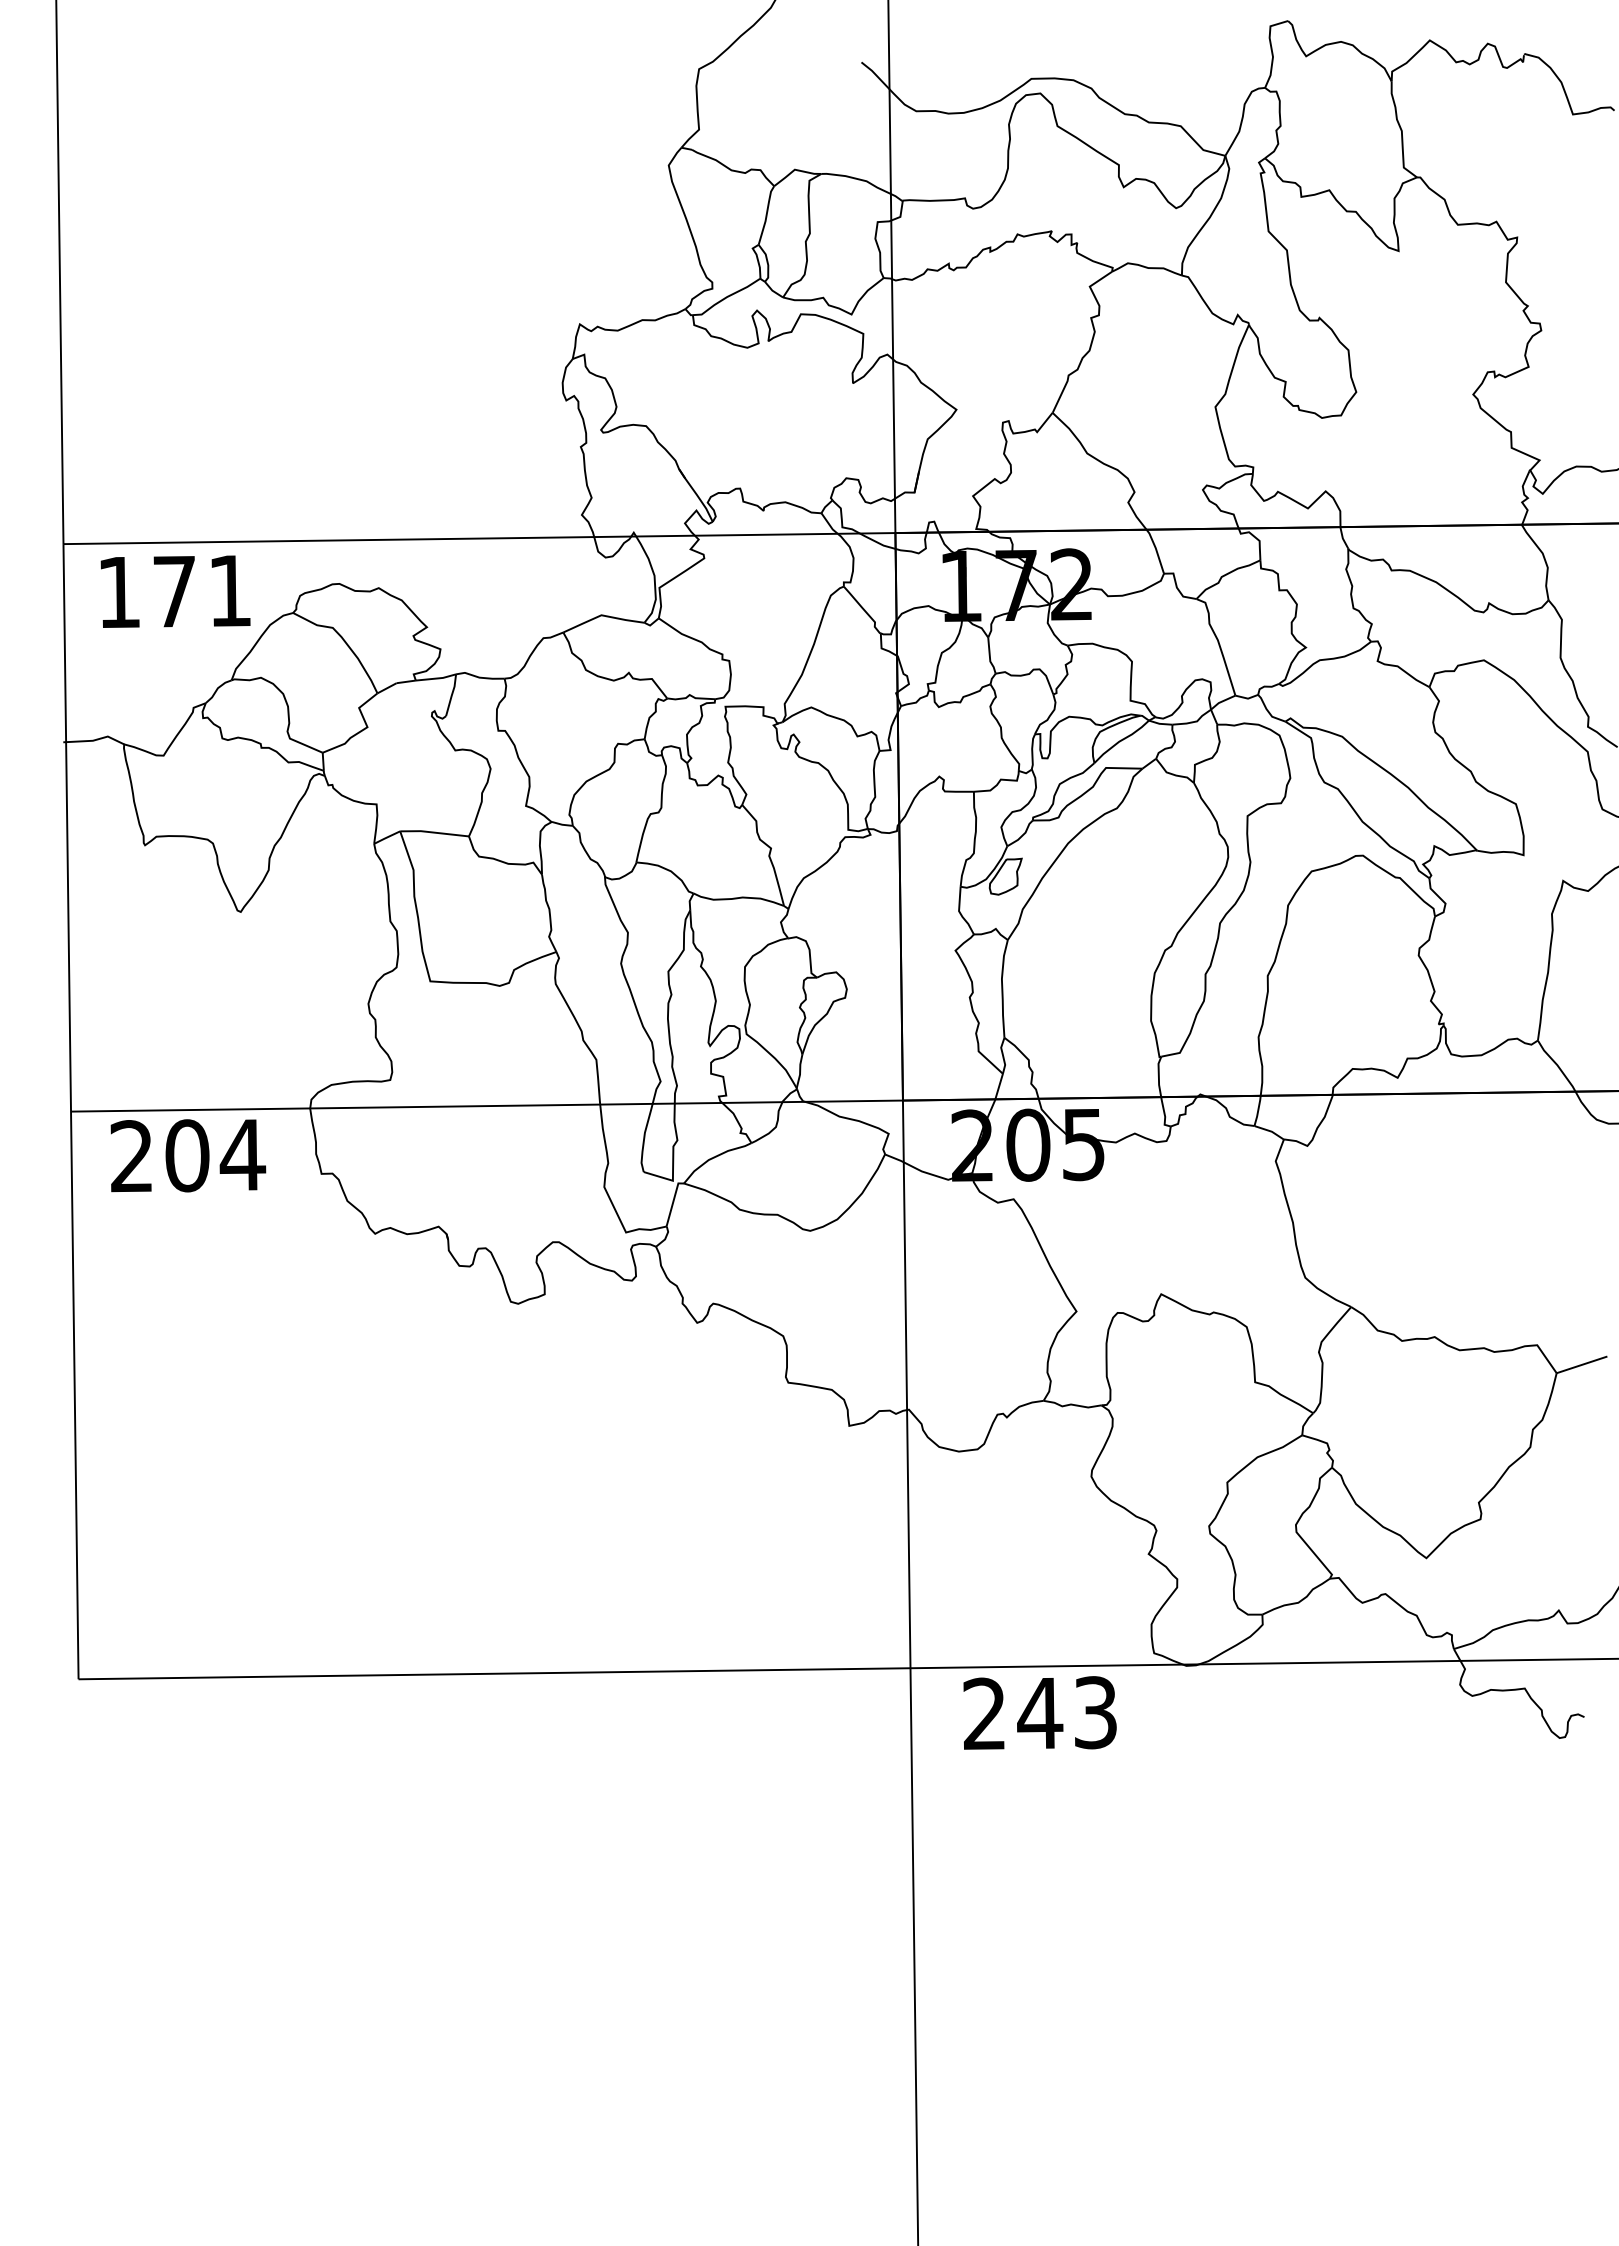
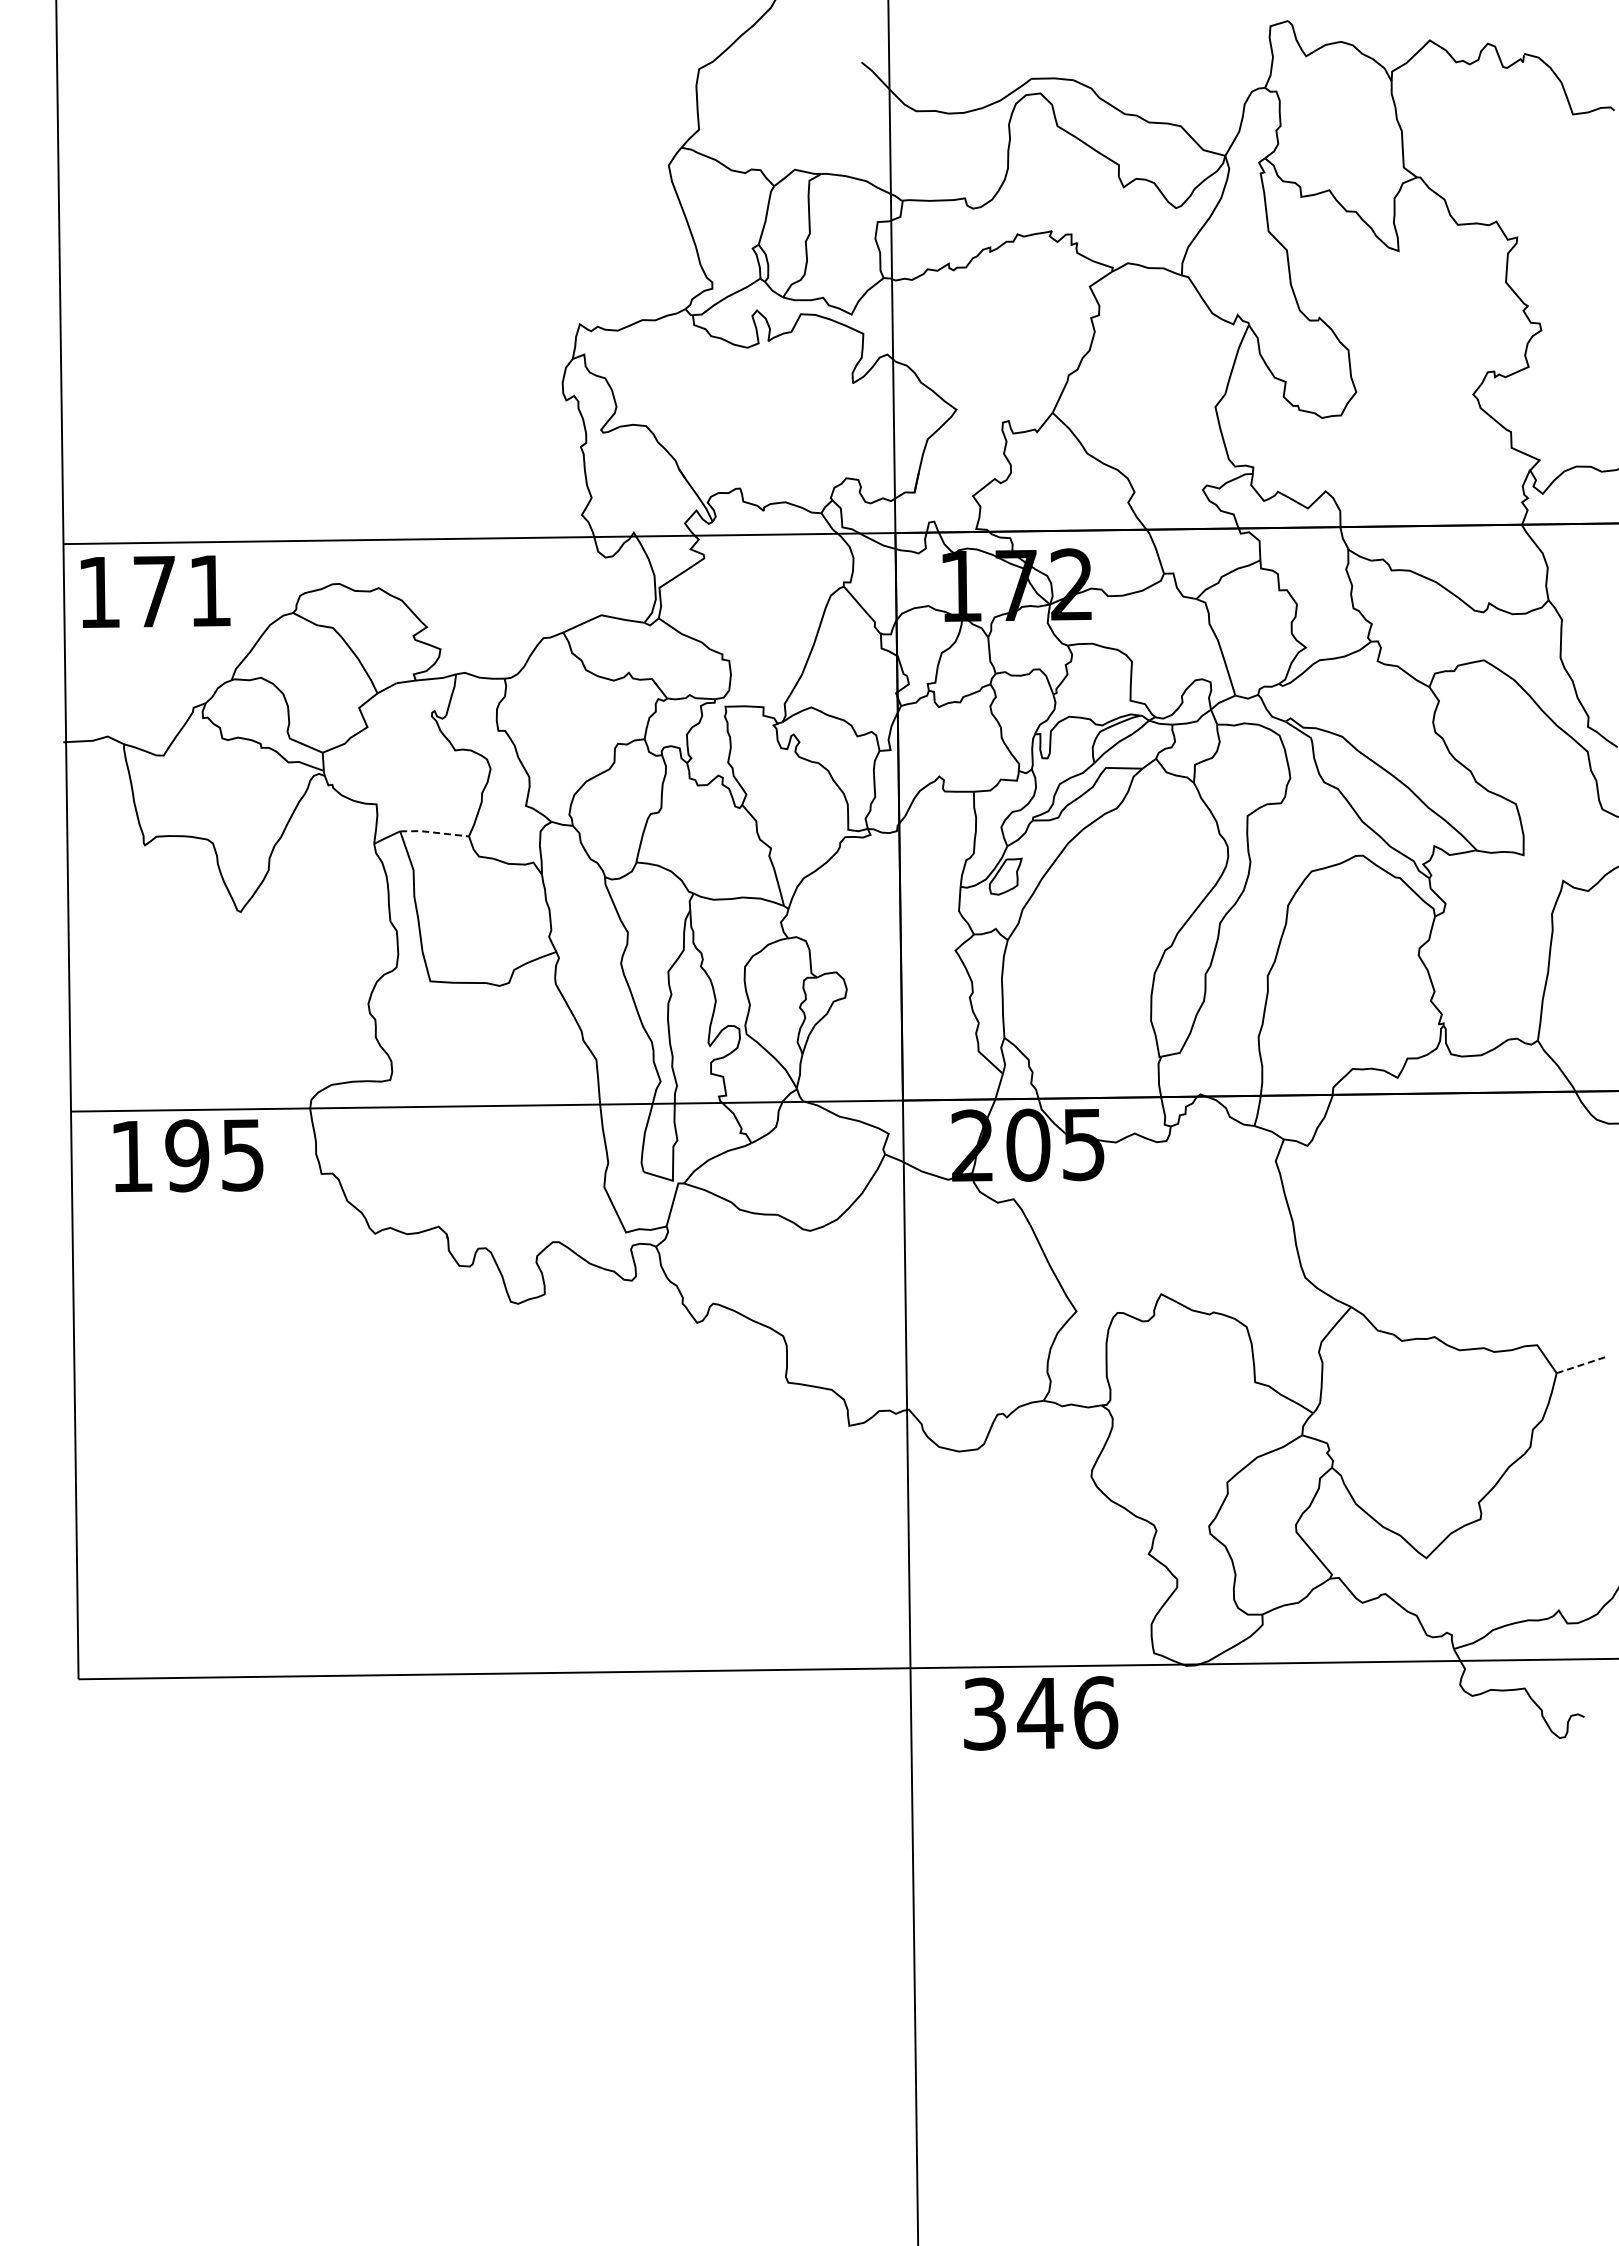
text position: (175, 591) -> (155, 591) (155, 591)
line: solid -> dashed (434, 832)
text: 204 -> 195 (188, 1155)
line: solid -> dashed (1582, 1364)
text: 243 -> 346 (1040, 1713)
